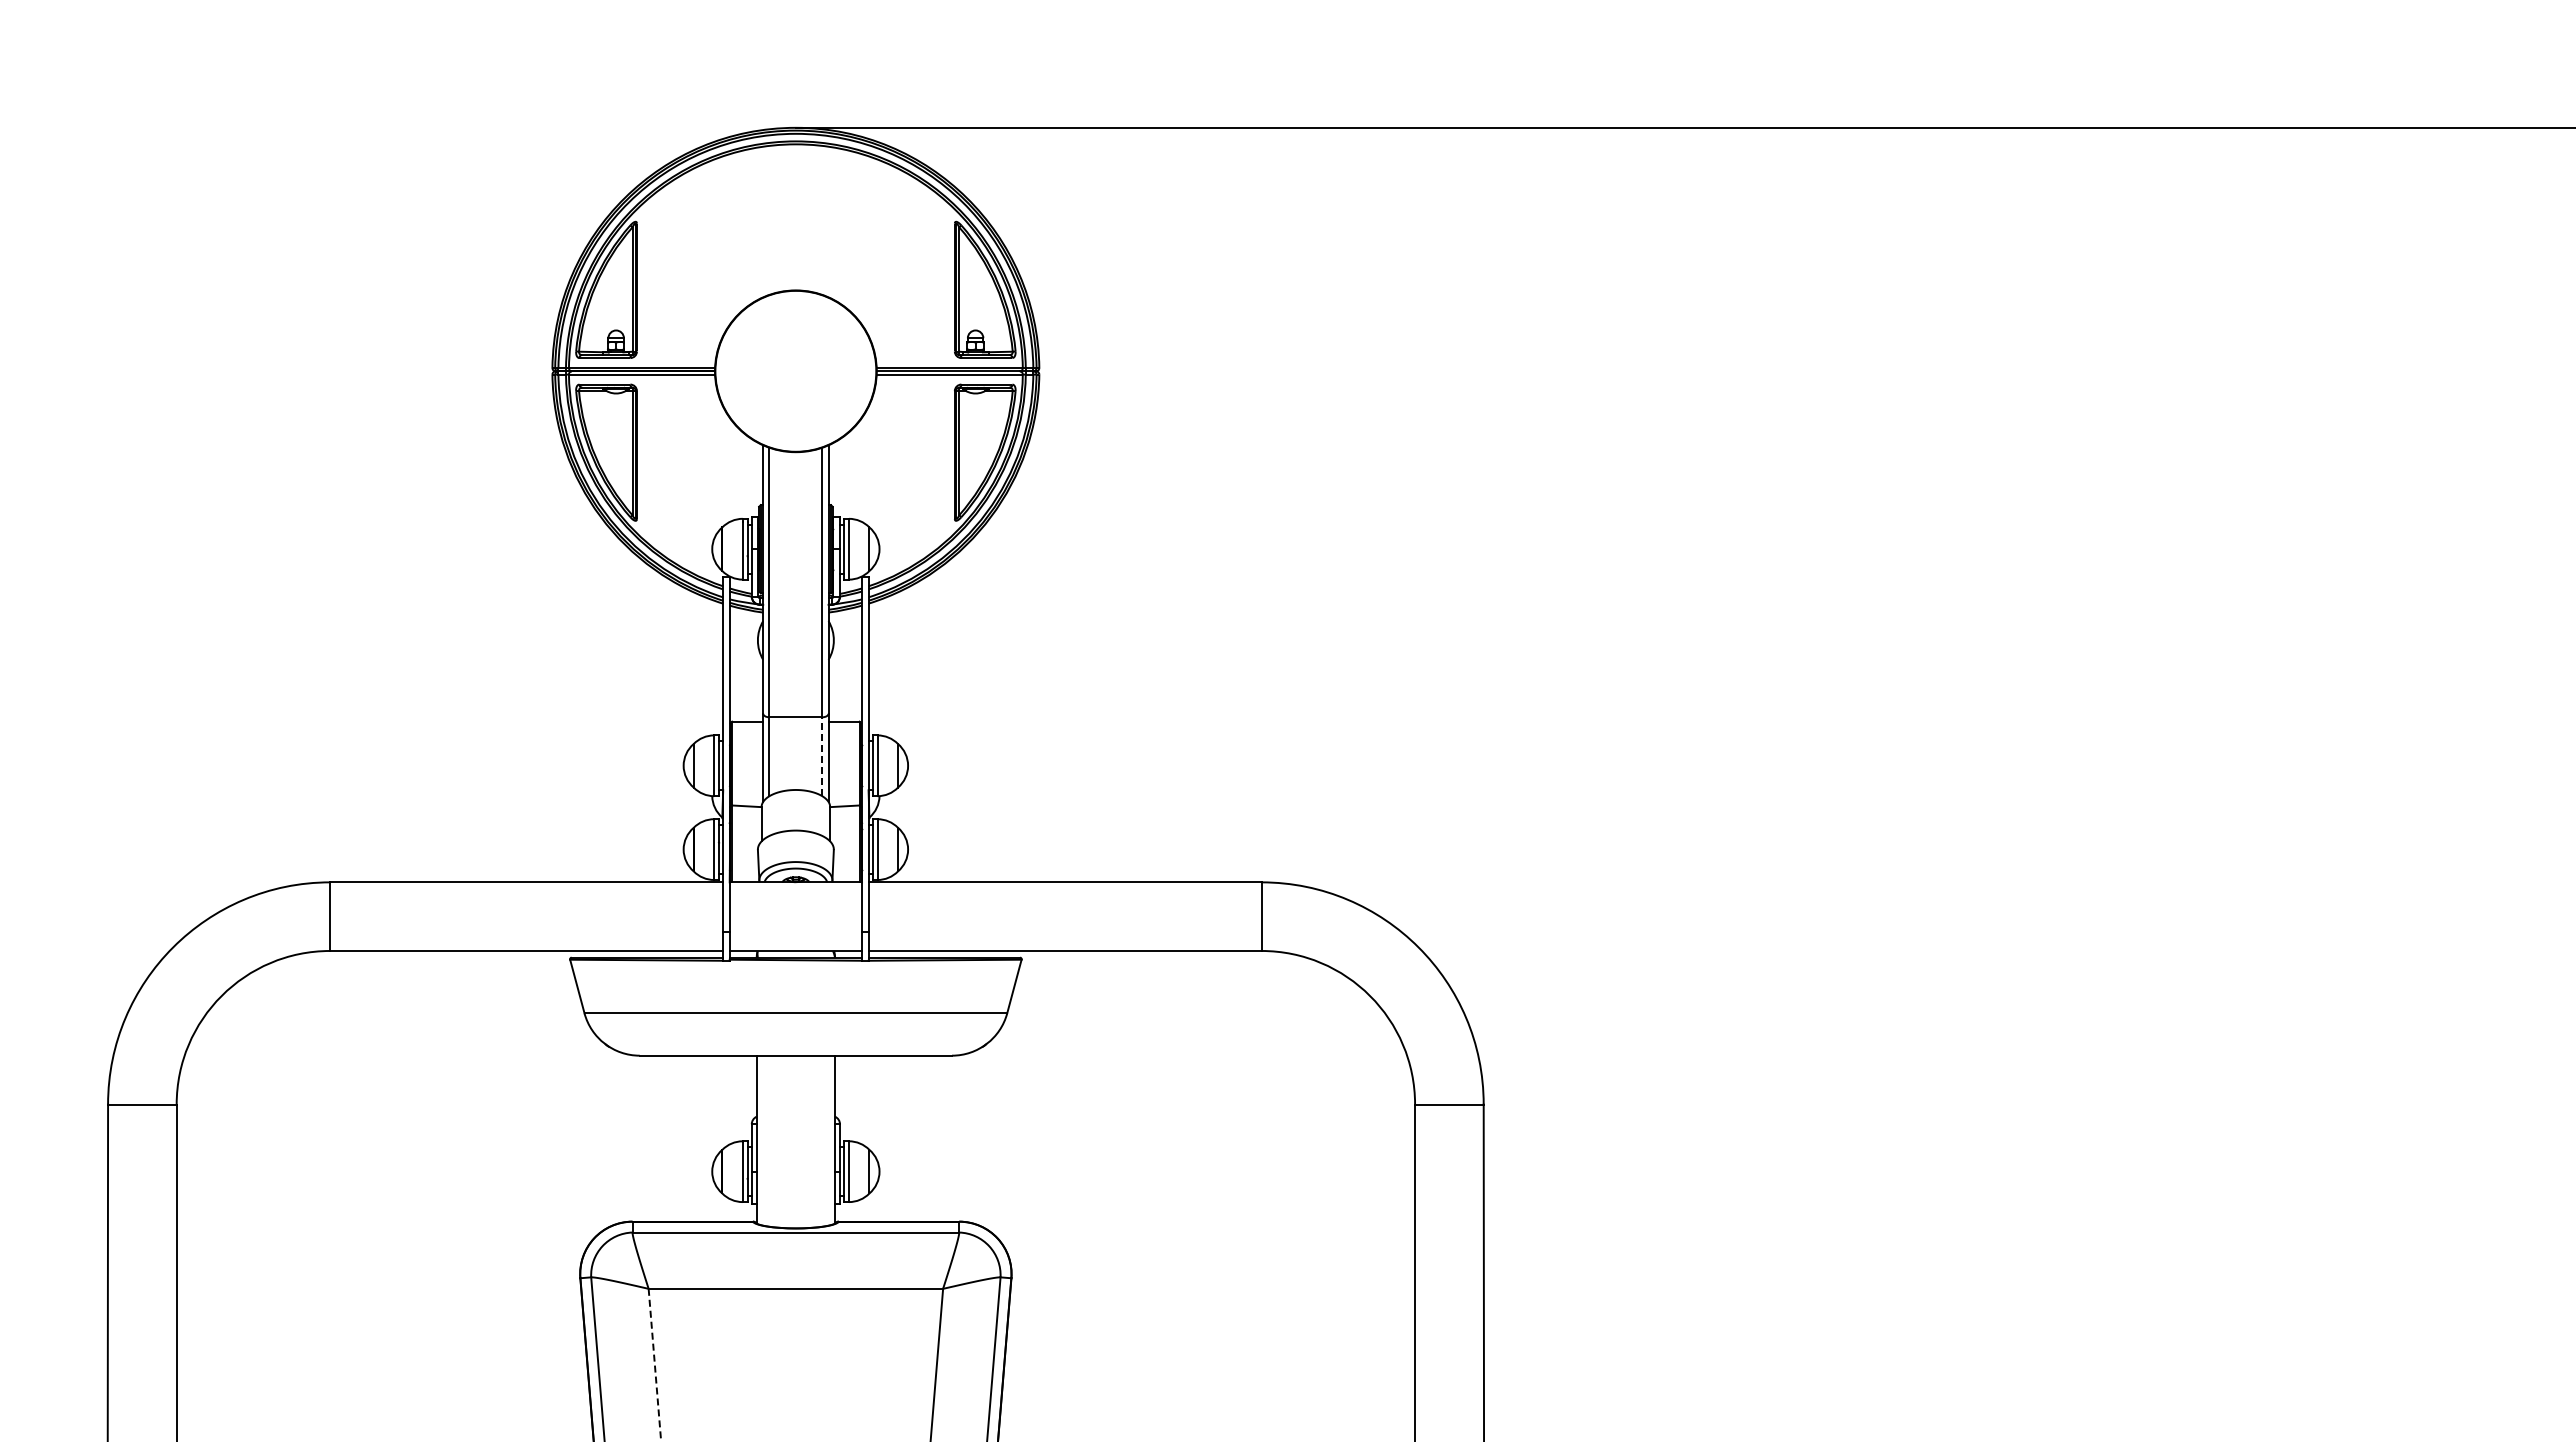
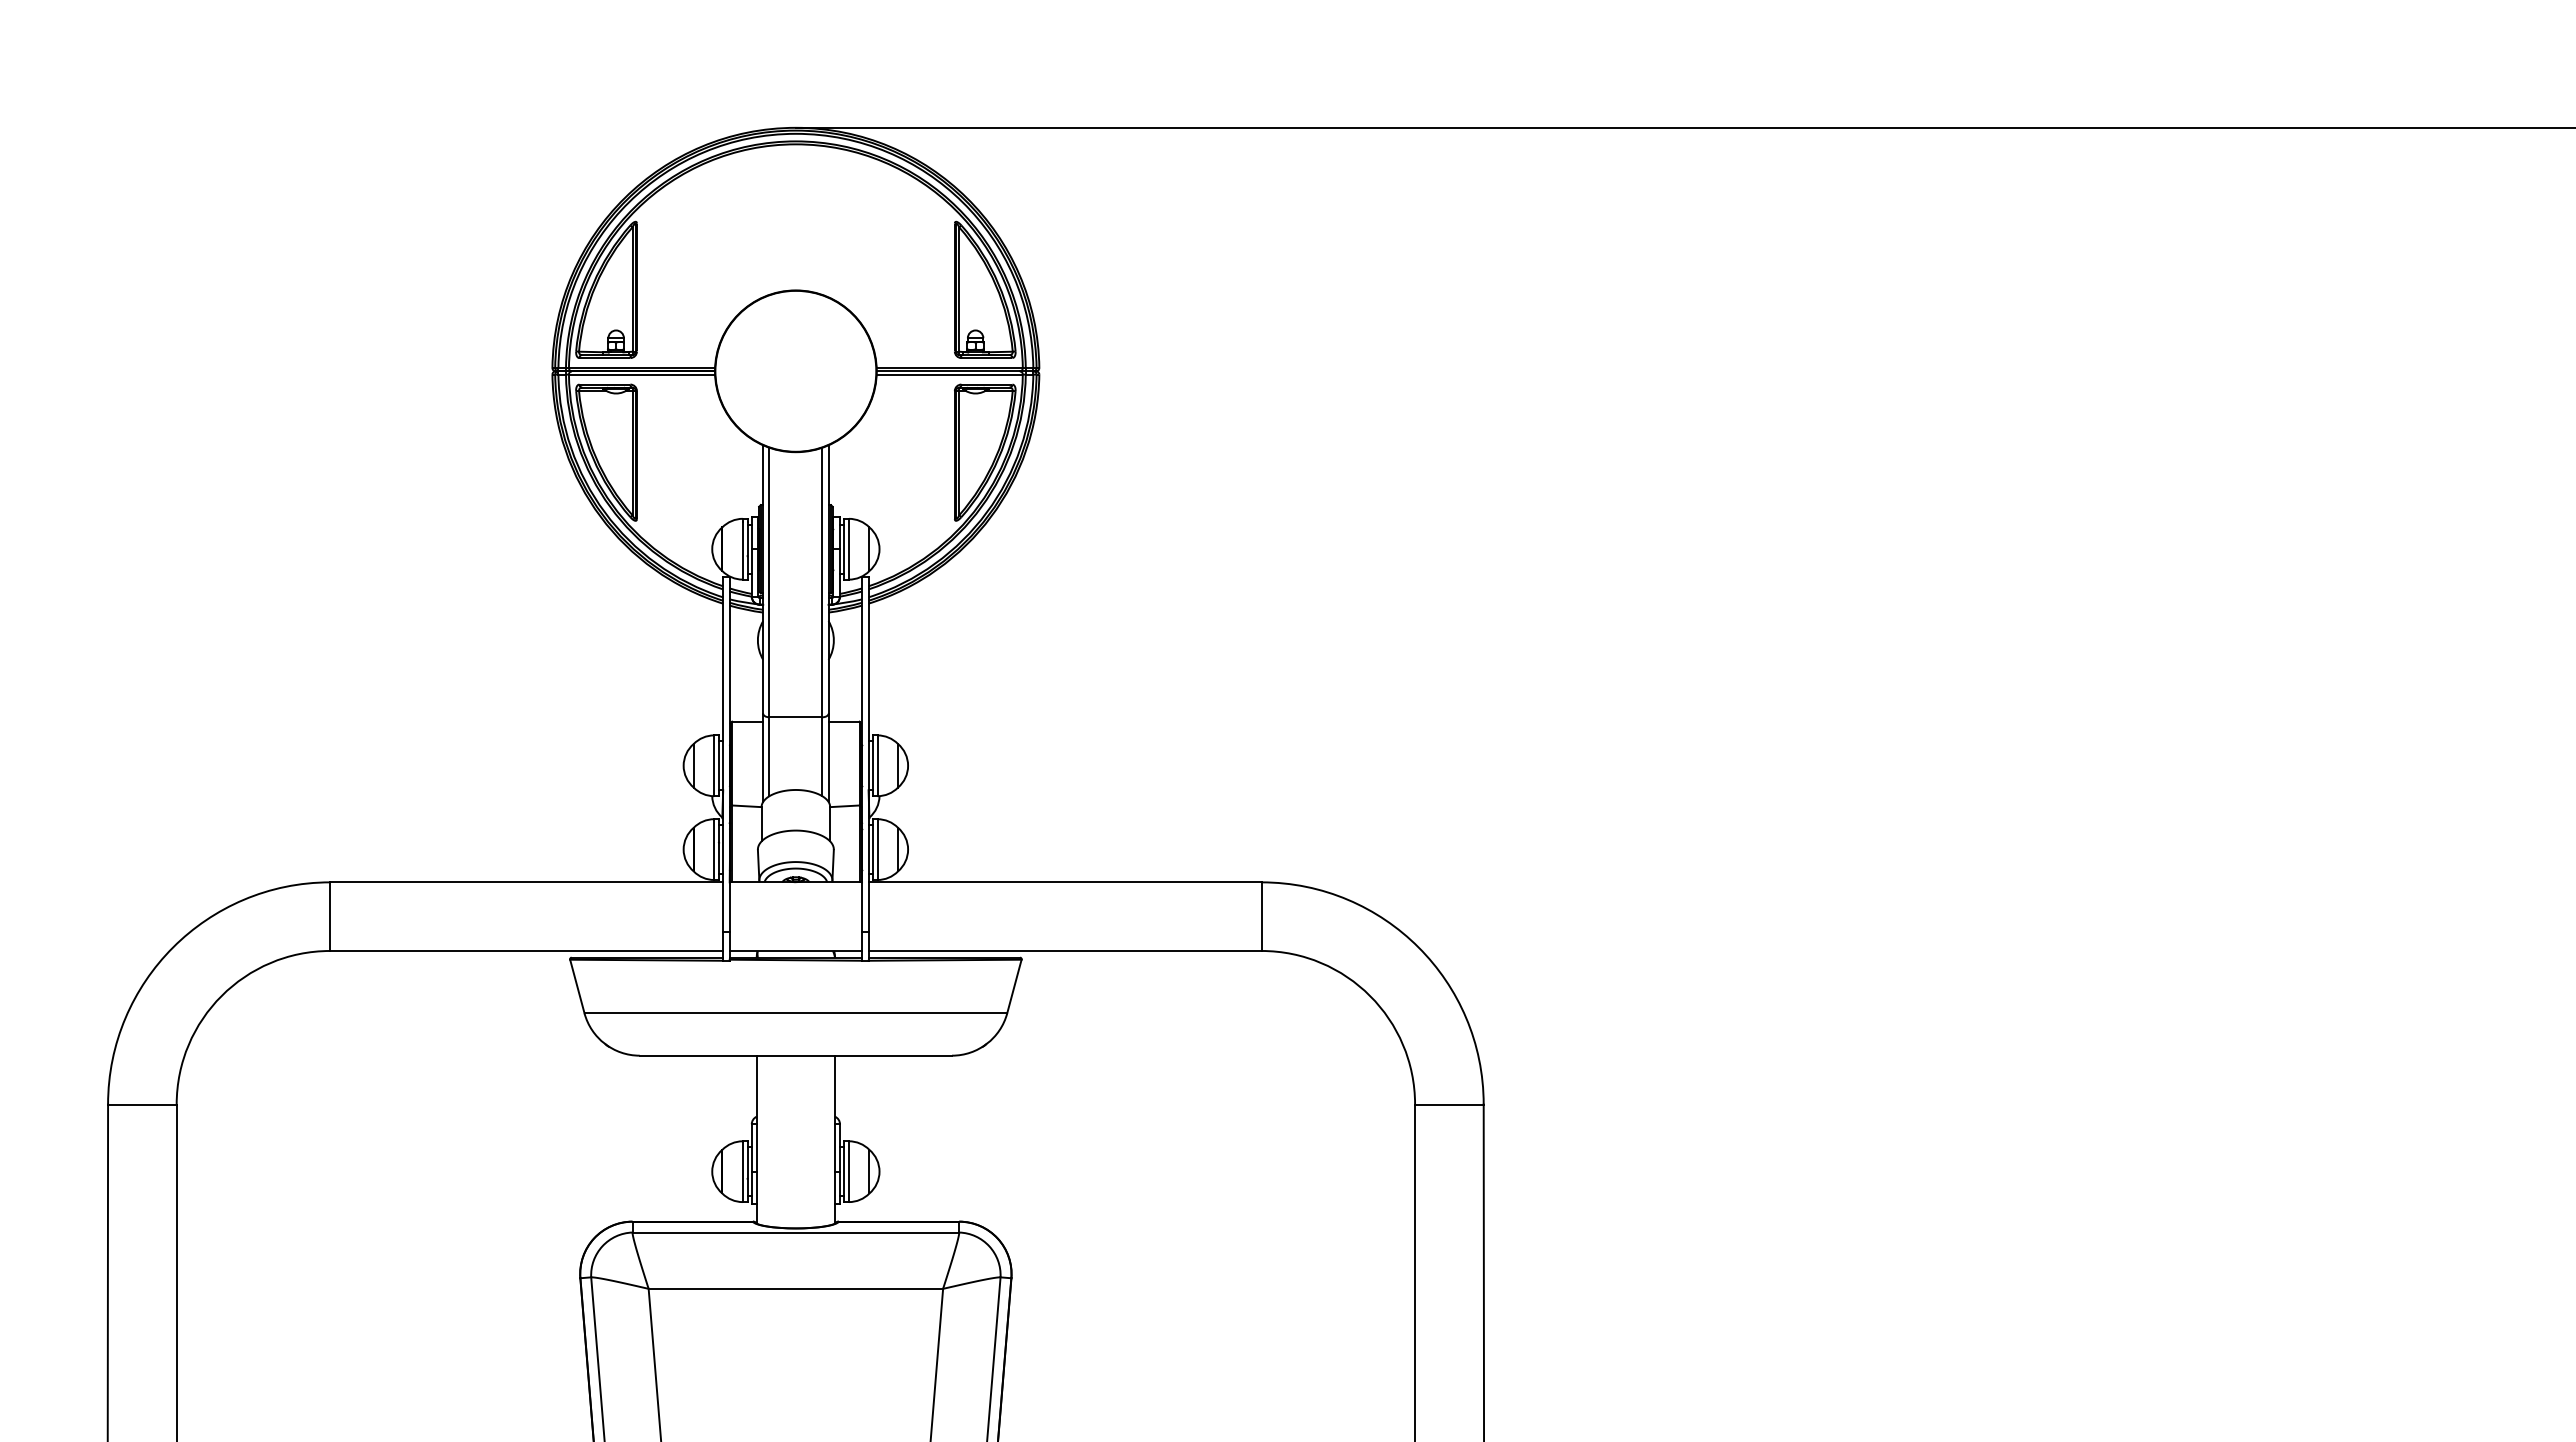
line: dashed -> solid (822, 756)
line: dashed -> solid (654, 1365)
